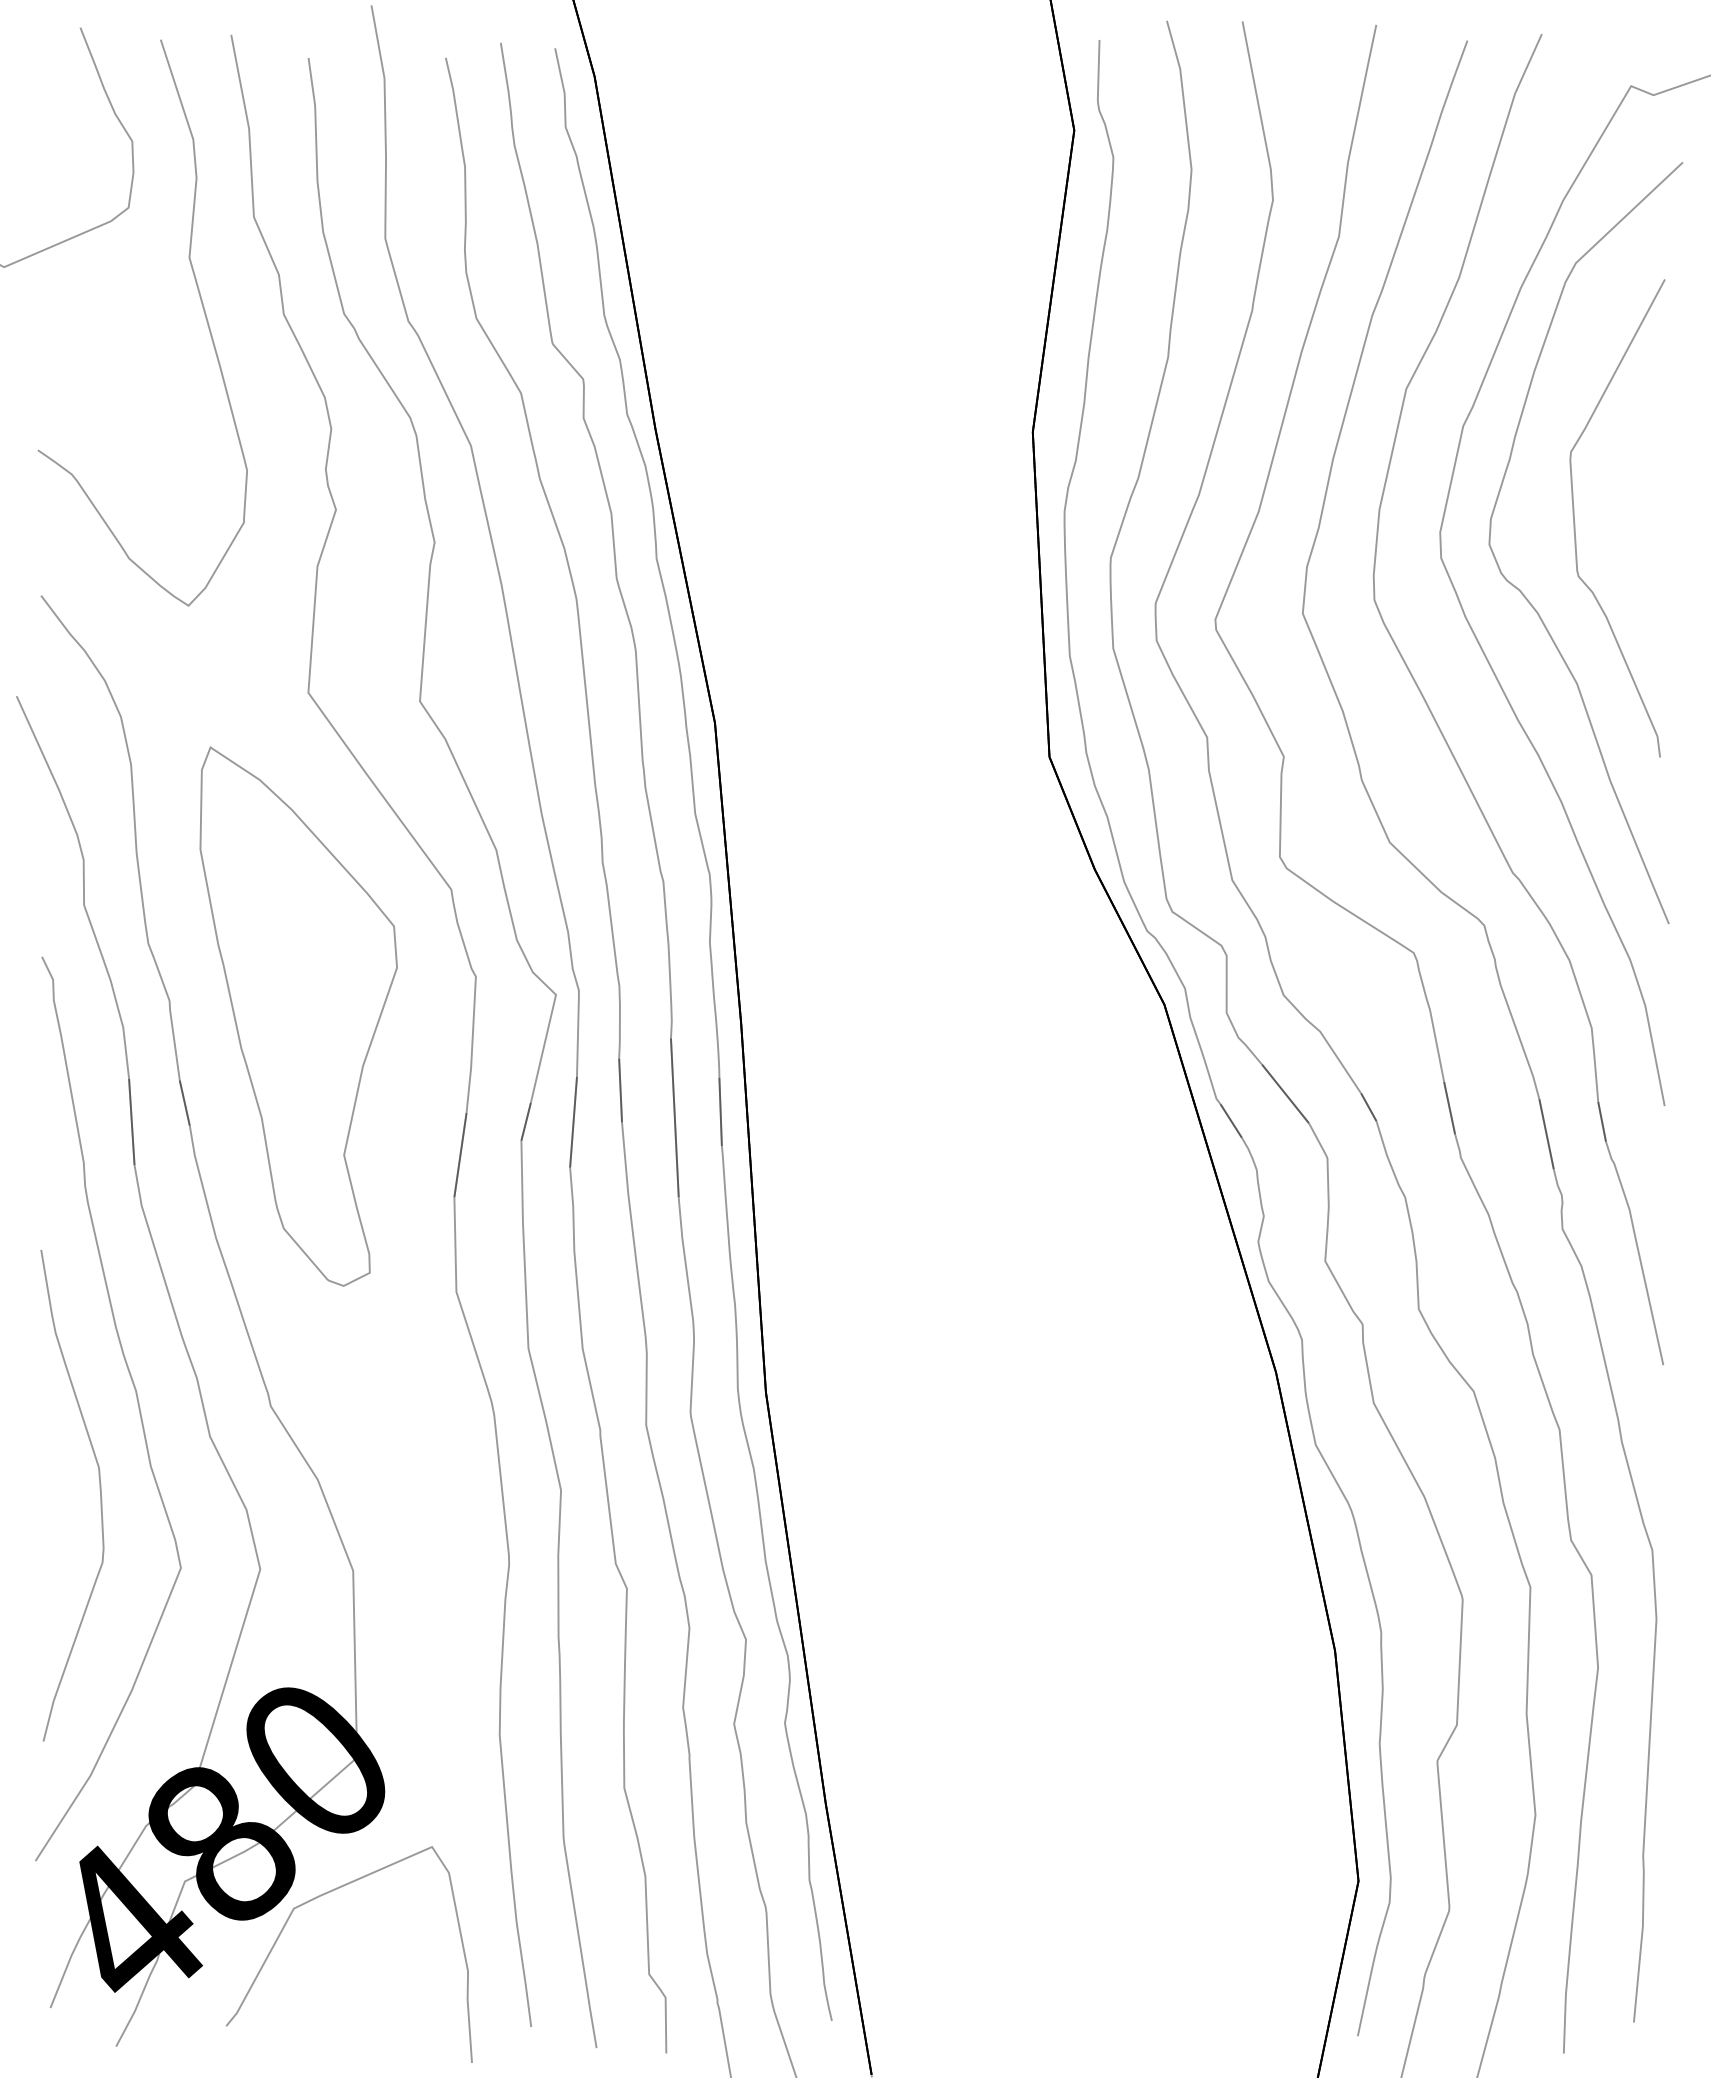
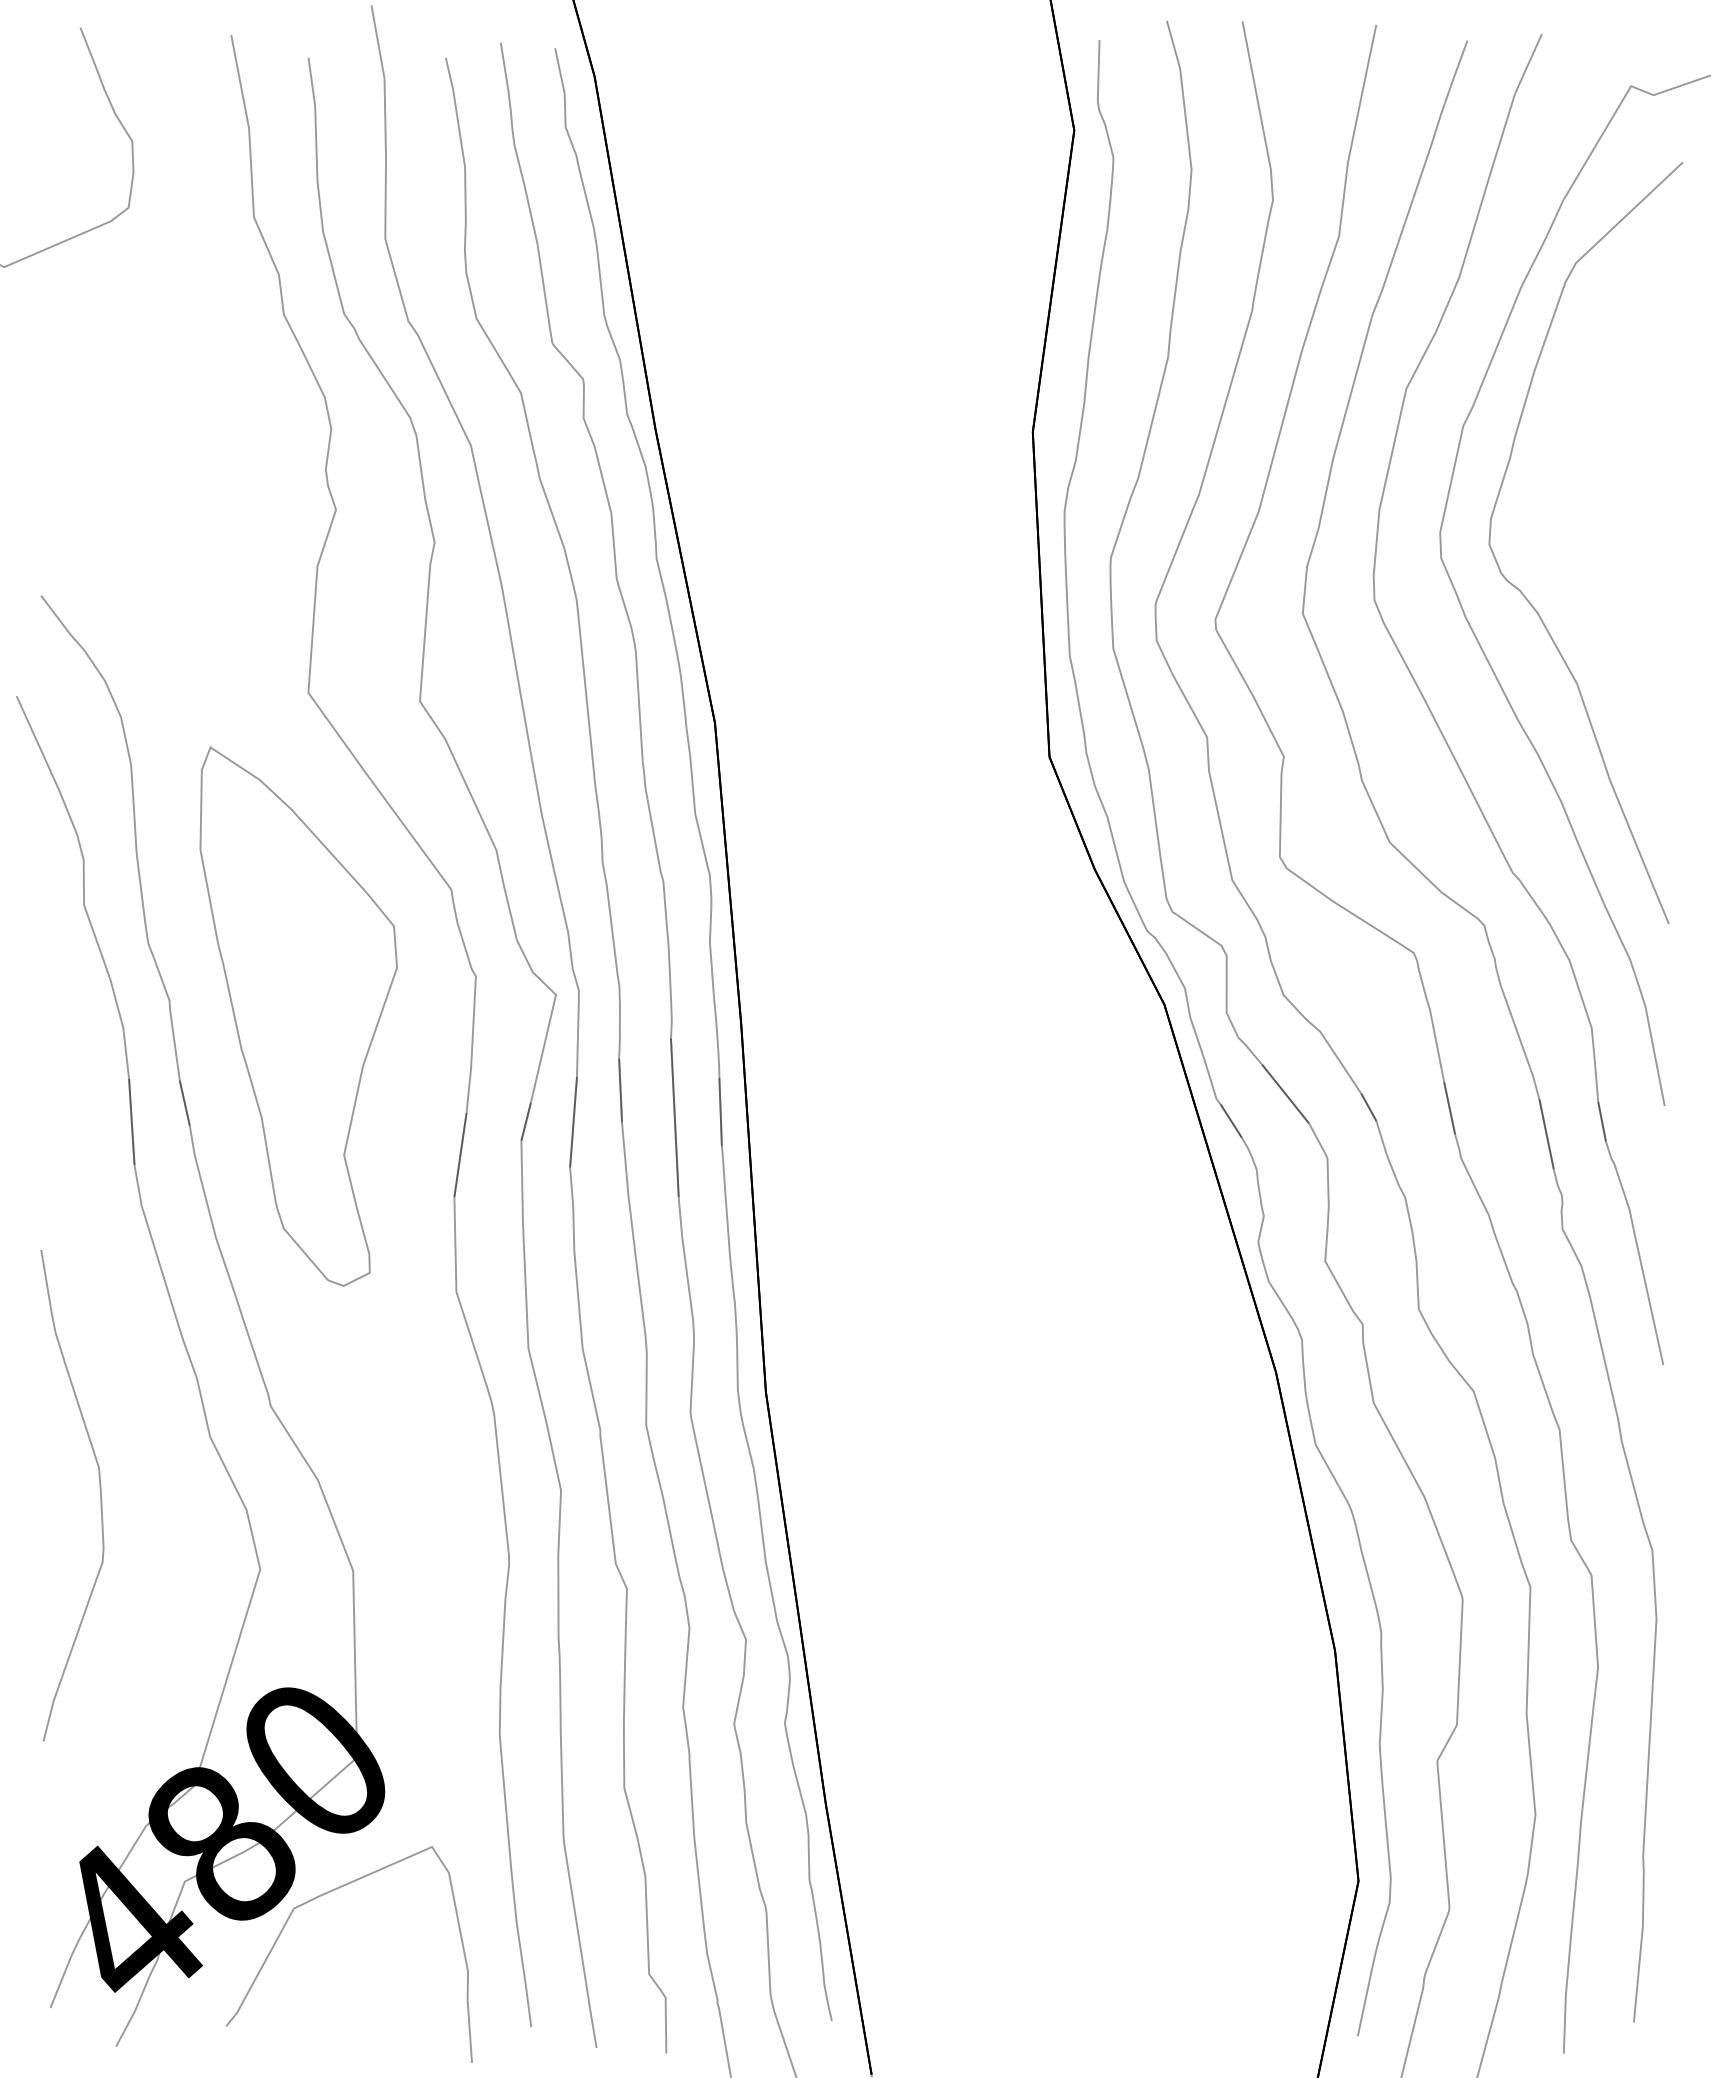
curve: present -> none (202, 307)
curve: present -> none (1575, 525)
curve: present -> none (137, 1403)
